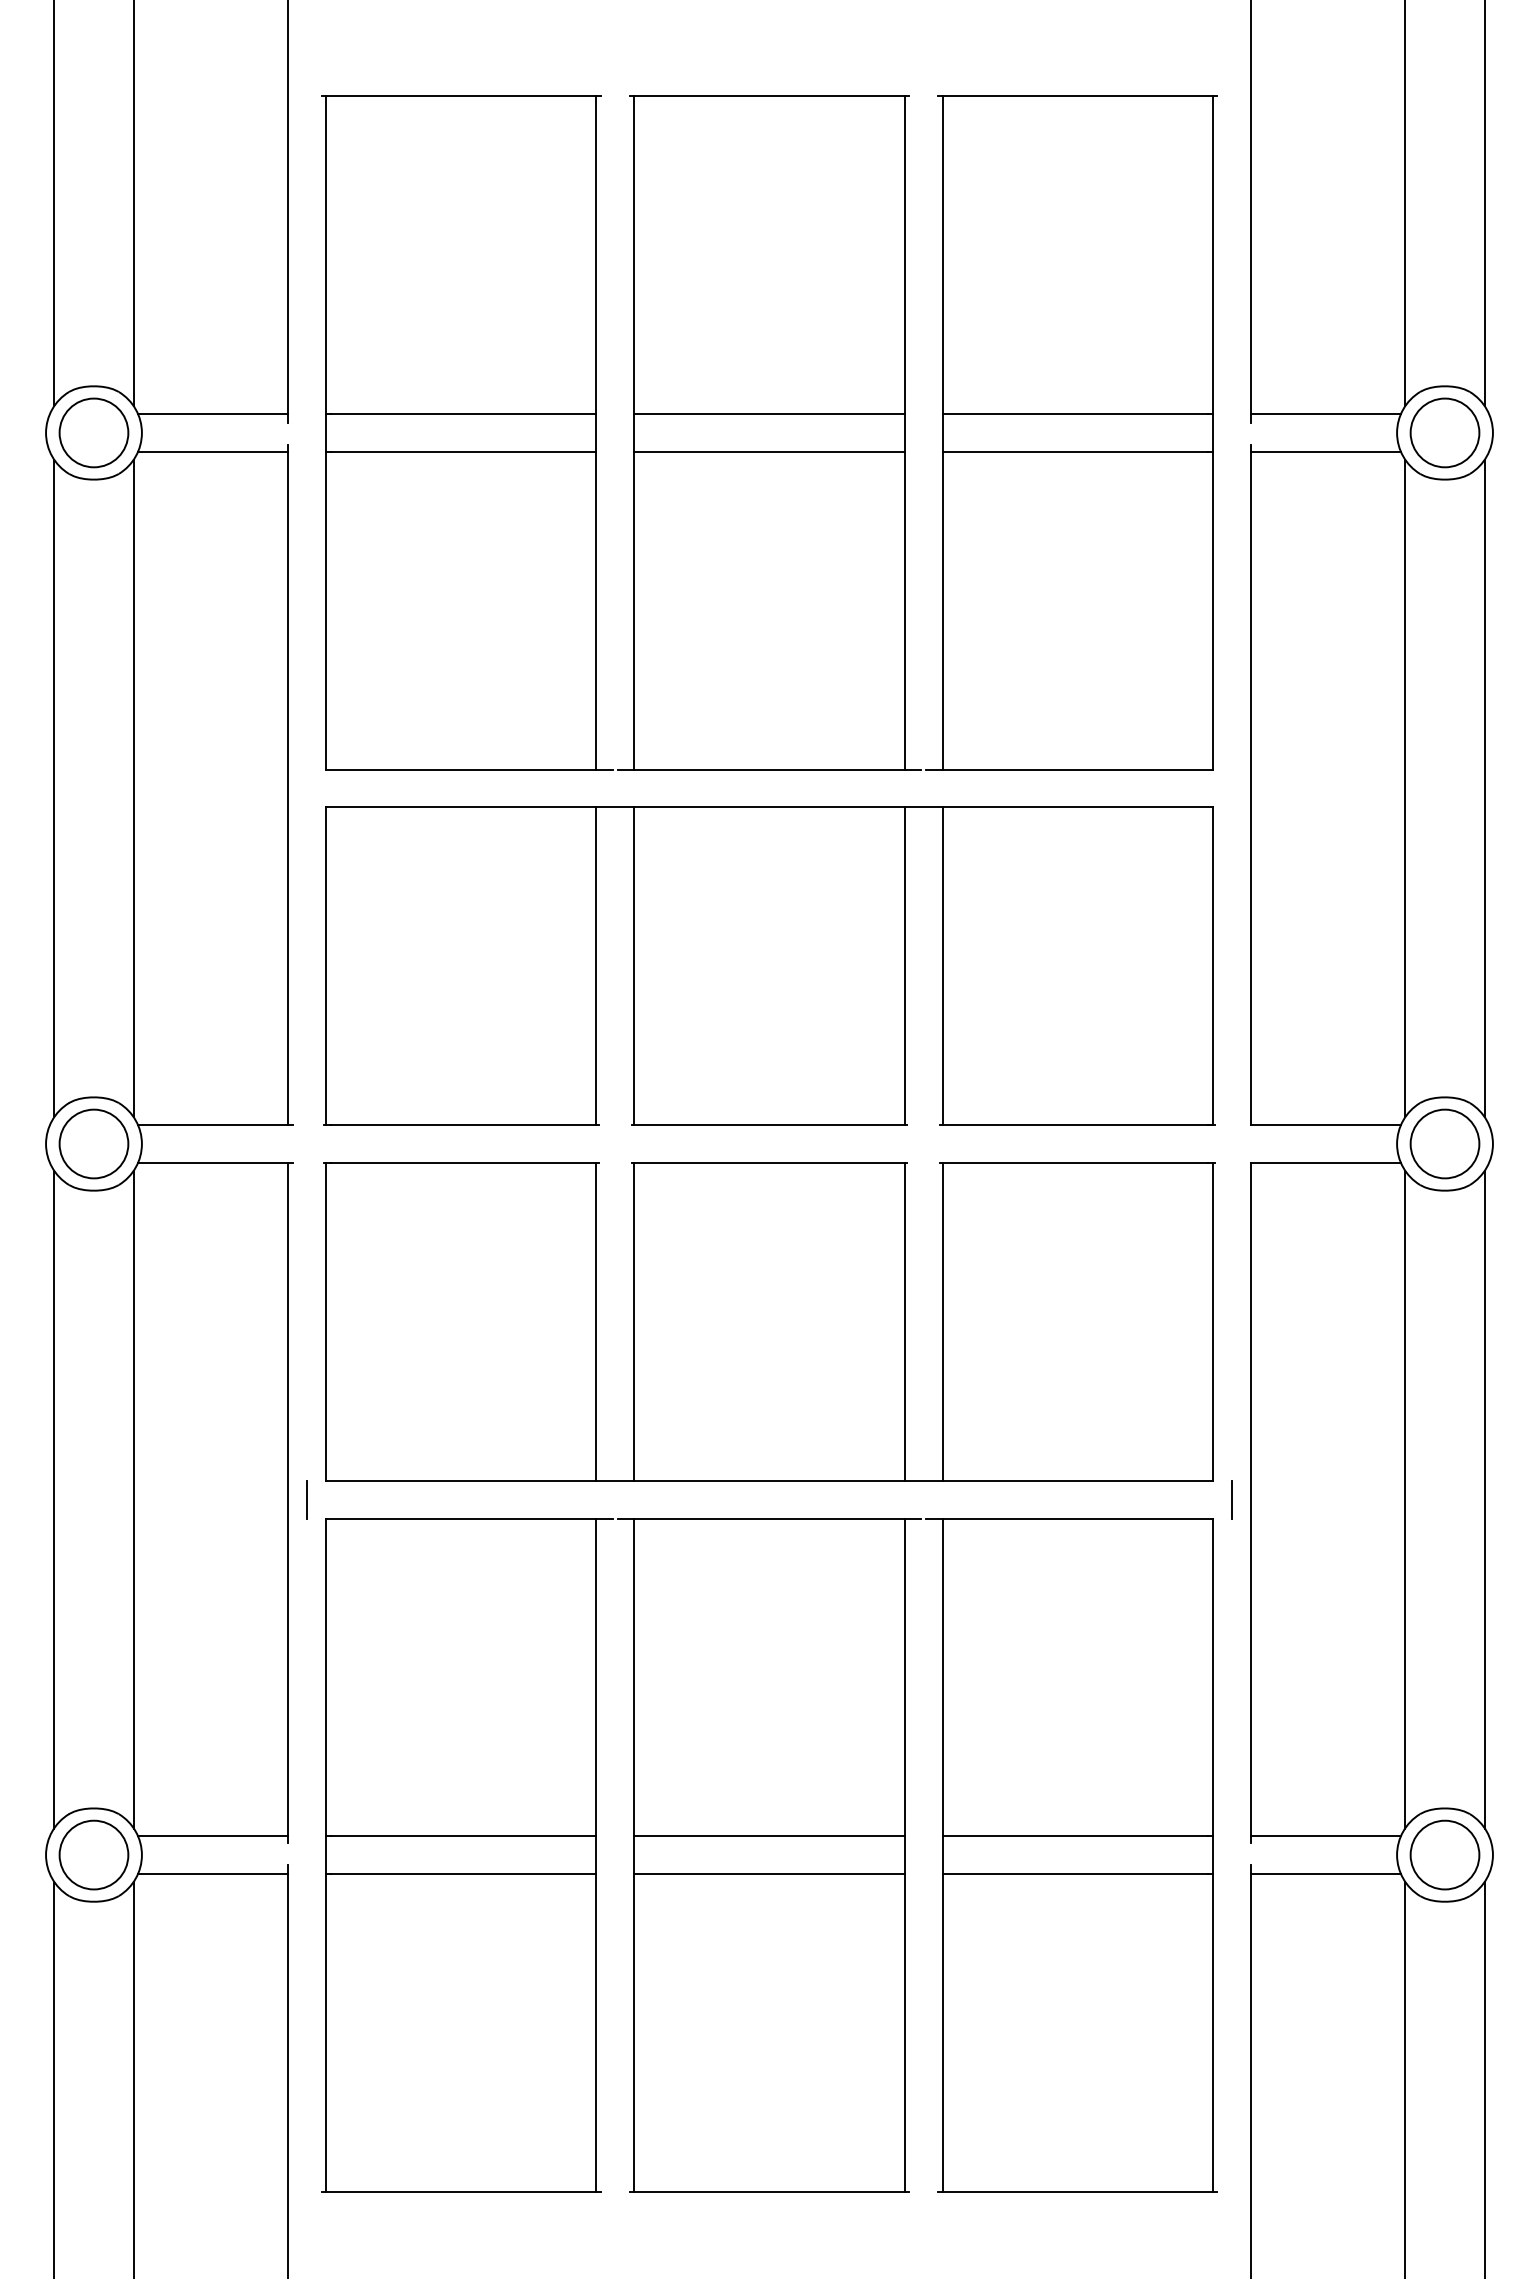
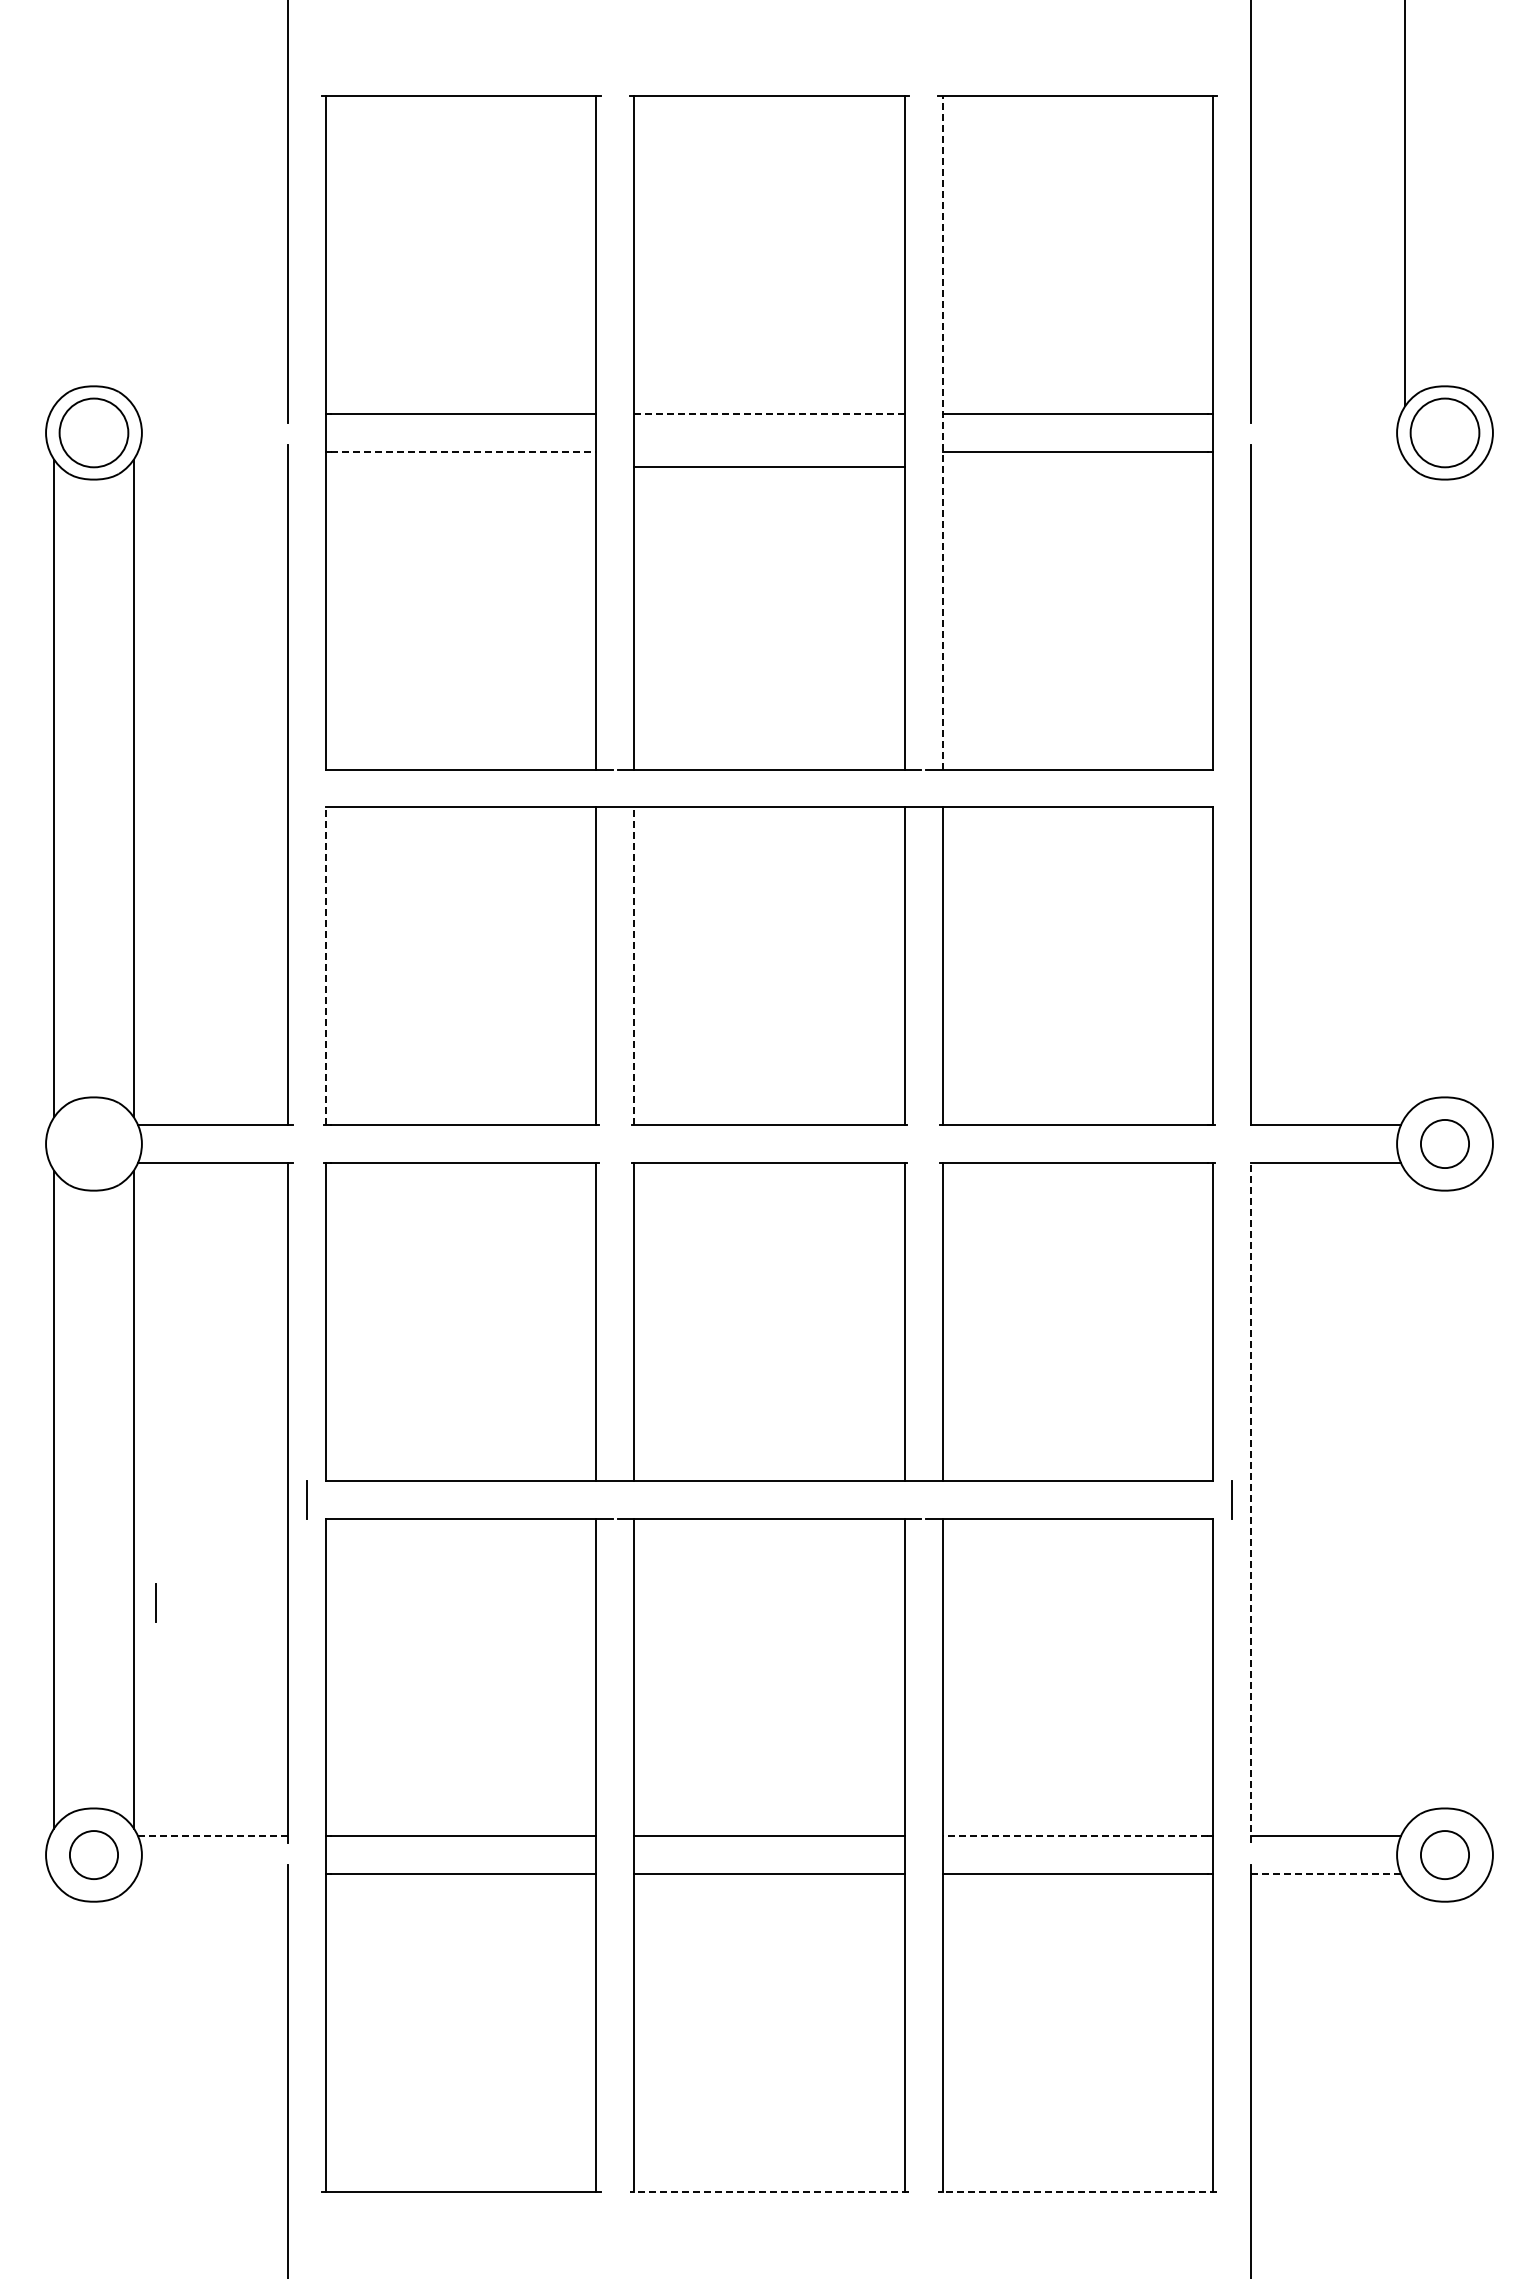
line: present -> none (54, 204)
line: present -> none (133, 204)
line: present -> none (1484, 204)
line: present -> none (213, 414)
line: solid -> dashed (769, 414)
line: present -> none (1325, 414)
line: solid -> dashed (942, 432)
line: present -> none (213, 451)
line: solid -> dashed (463, 451)
line position: (769, 451) -> (769, 466) (769, 466)
line: present -> none (1325, 451)
line: present -> none (1405, 788)
line: present -> none (1484, 788)
line: solid -> dashed (326, 966)
line: solid -> dashed (634, 966)
circle: present -> none (93, 1143)
circle diameter: 69 px -> 48 px (1444, 1143)
line: present -> none (1405, 1499)
line: present -> none (1484, 1499)
line: solid -> dashed (1250, 1502)
line: none -> present (155, 1602)
line: solid -> dashed (212, 1836)
line: solid -> dashed (1075, 1836)
circle diameter: 69 px -> 48 px (93, 1855)
circle diameter: 69 px -> 48 px (1444, 1855)
line: present -> none (213, 1874)
line: solid -> dashed (1326, 1874)
line: present -> none (54, 2078)
line: present -> none (133, 2078)
line: present -> none (1405, 2078)
line: present -> none (1484, 2078)
line: solid -> dashed (769, 2191)
line: solid -> dashed (1077, 2191)
